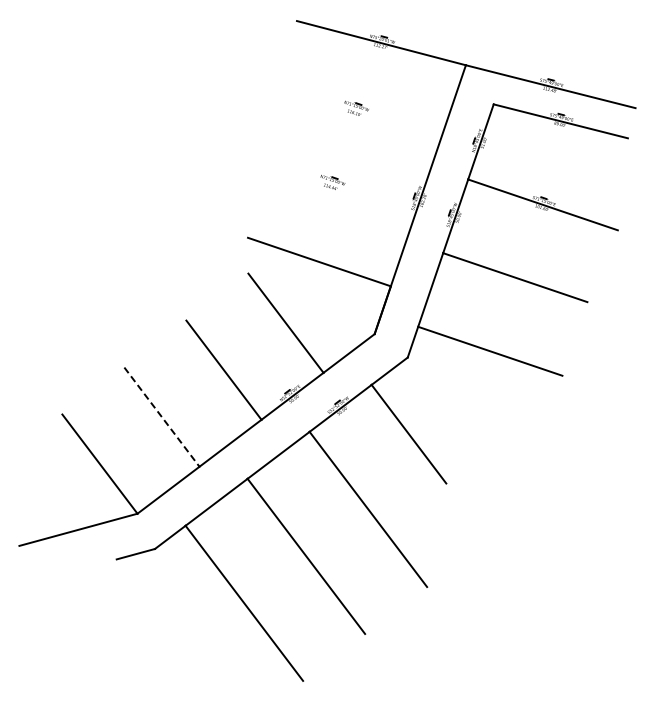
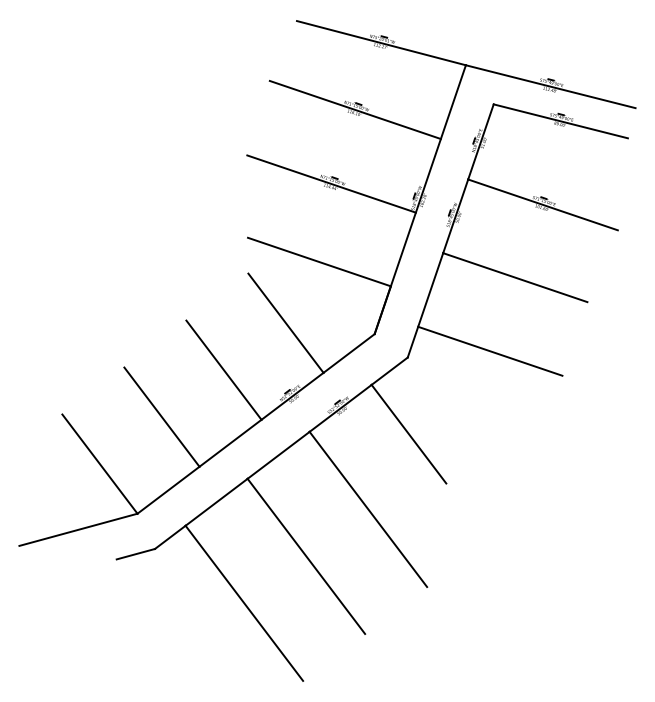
line: none -> present (354, 109)
line: none -> present (331, 183)
line: dashed -> solid (162, 417)
